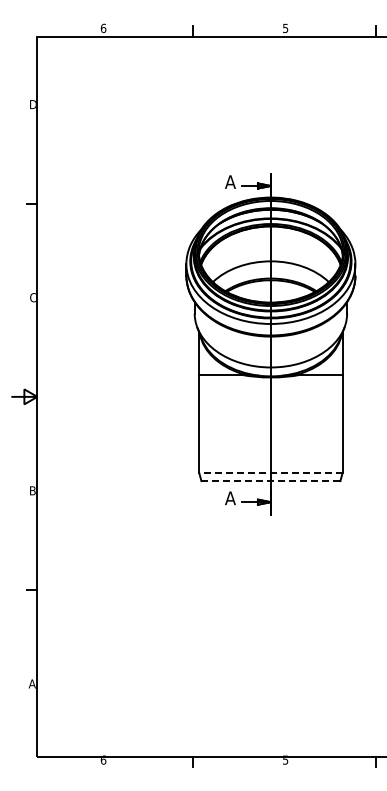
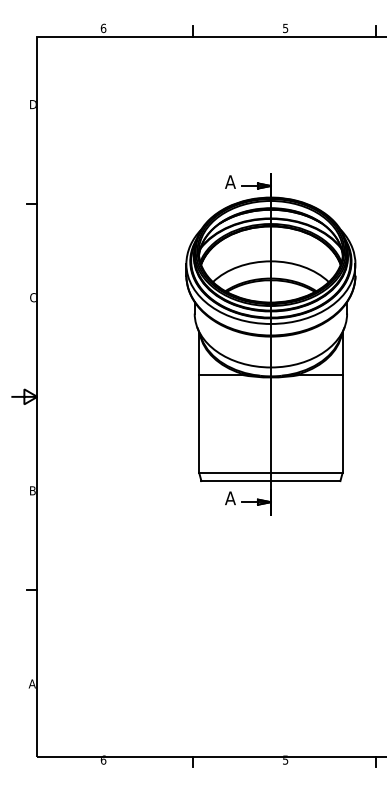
line: dashed -> solid (270, 473)
line: dashed -> solid (270, 481)
